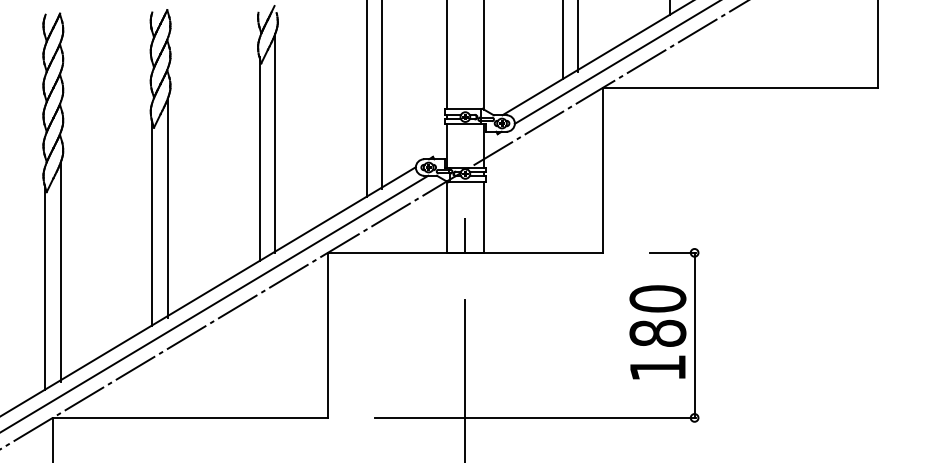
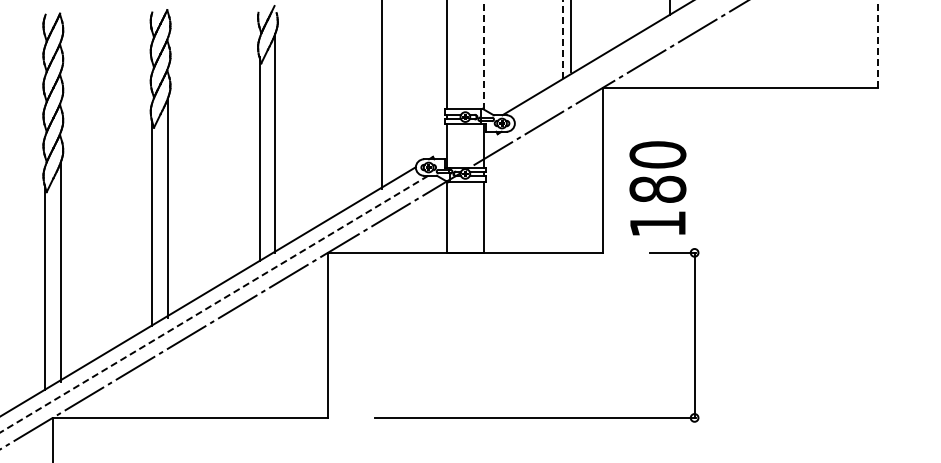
line position: (578, 36) -> (571, 36) (571, 36)
line: solid -> dashed (562, 39)
line: solid -> dashed (878, 44)
line: solid -> dashed (483, 54)
line: present -> none (615, 62)
line: present -> none (366, 99)
line: present -> none (465, 234)
line: solid -> dashed (214, 304)
text position: (657, 332) -> (657, 188) (657, 188)
line: present -> none (465, 379)
